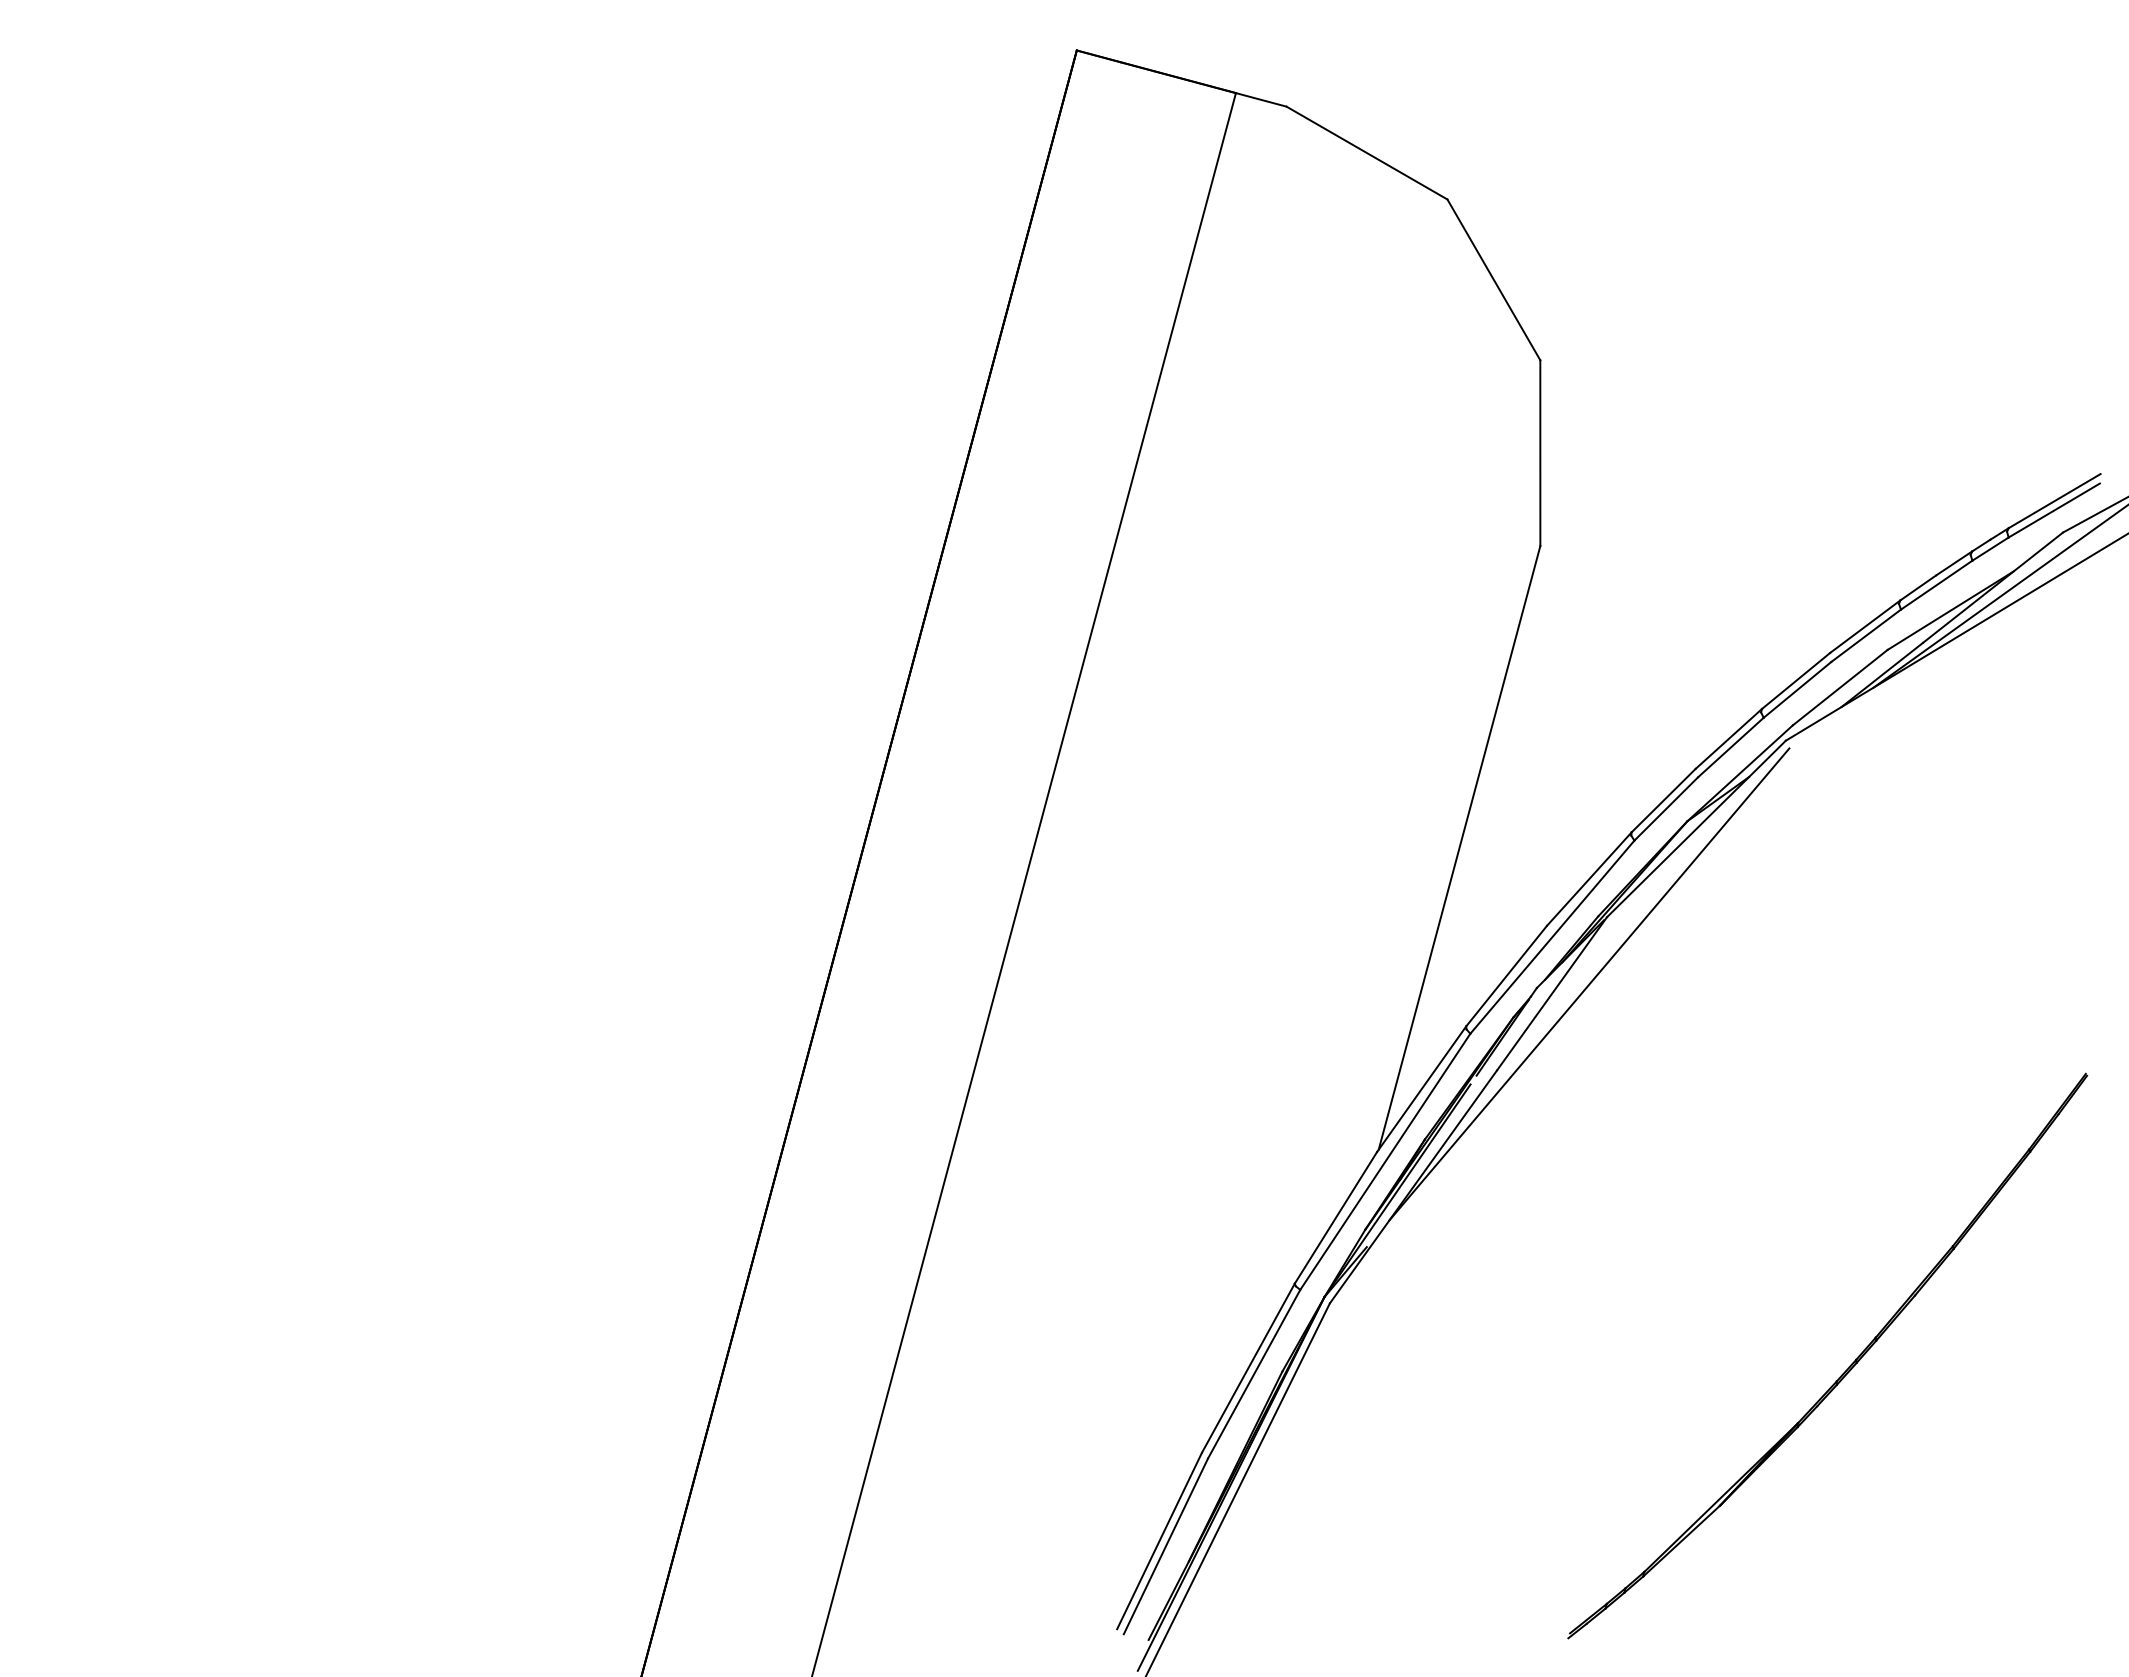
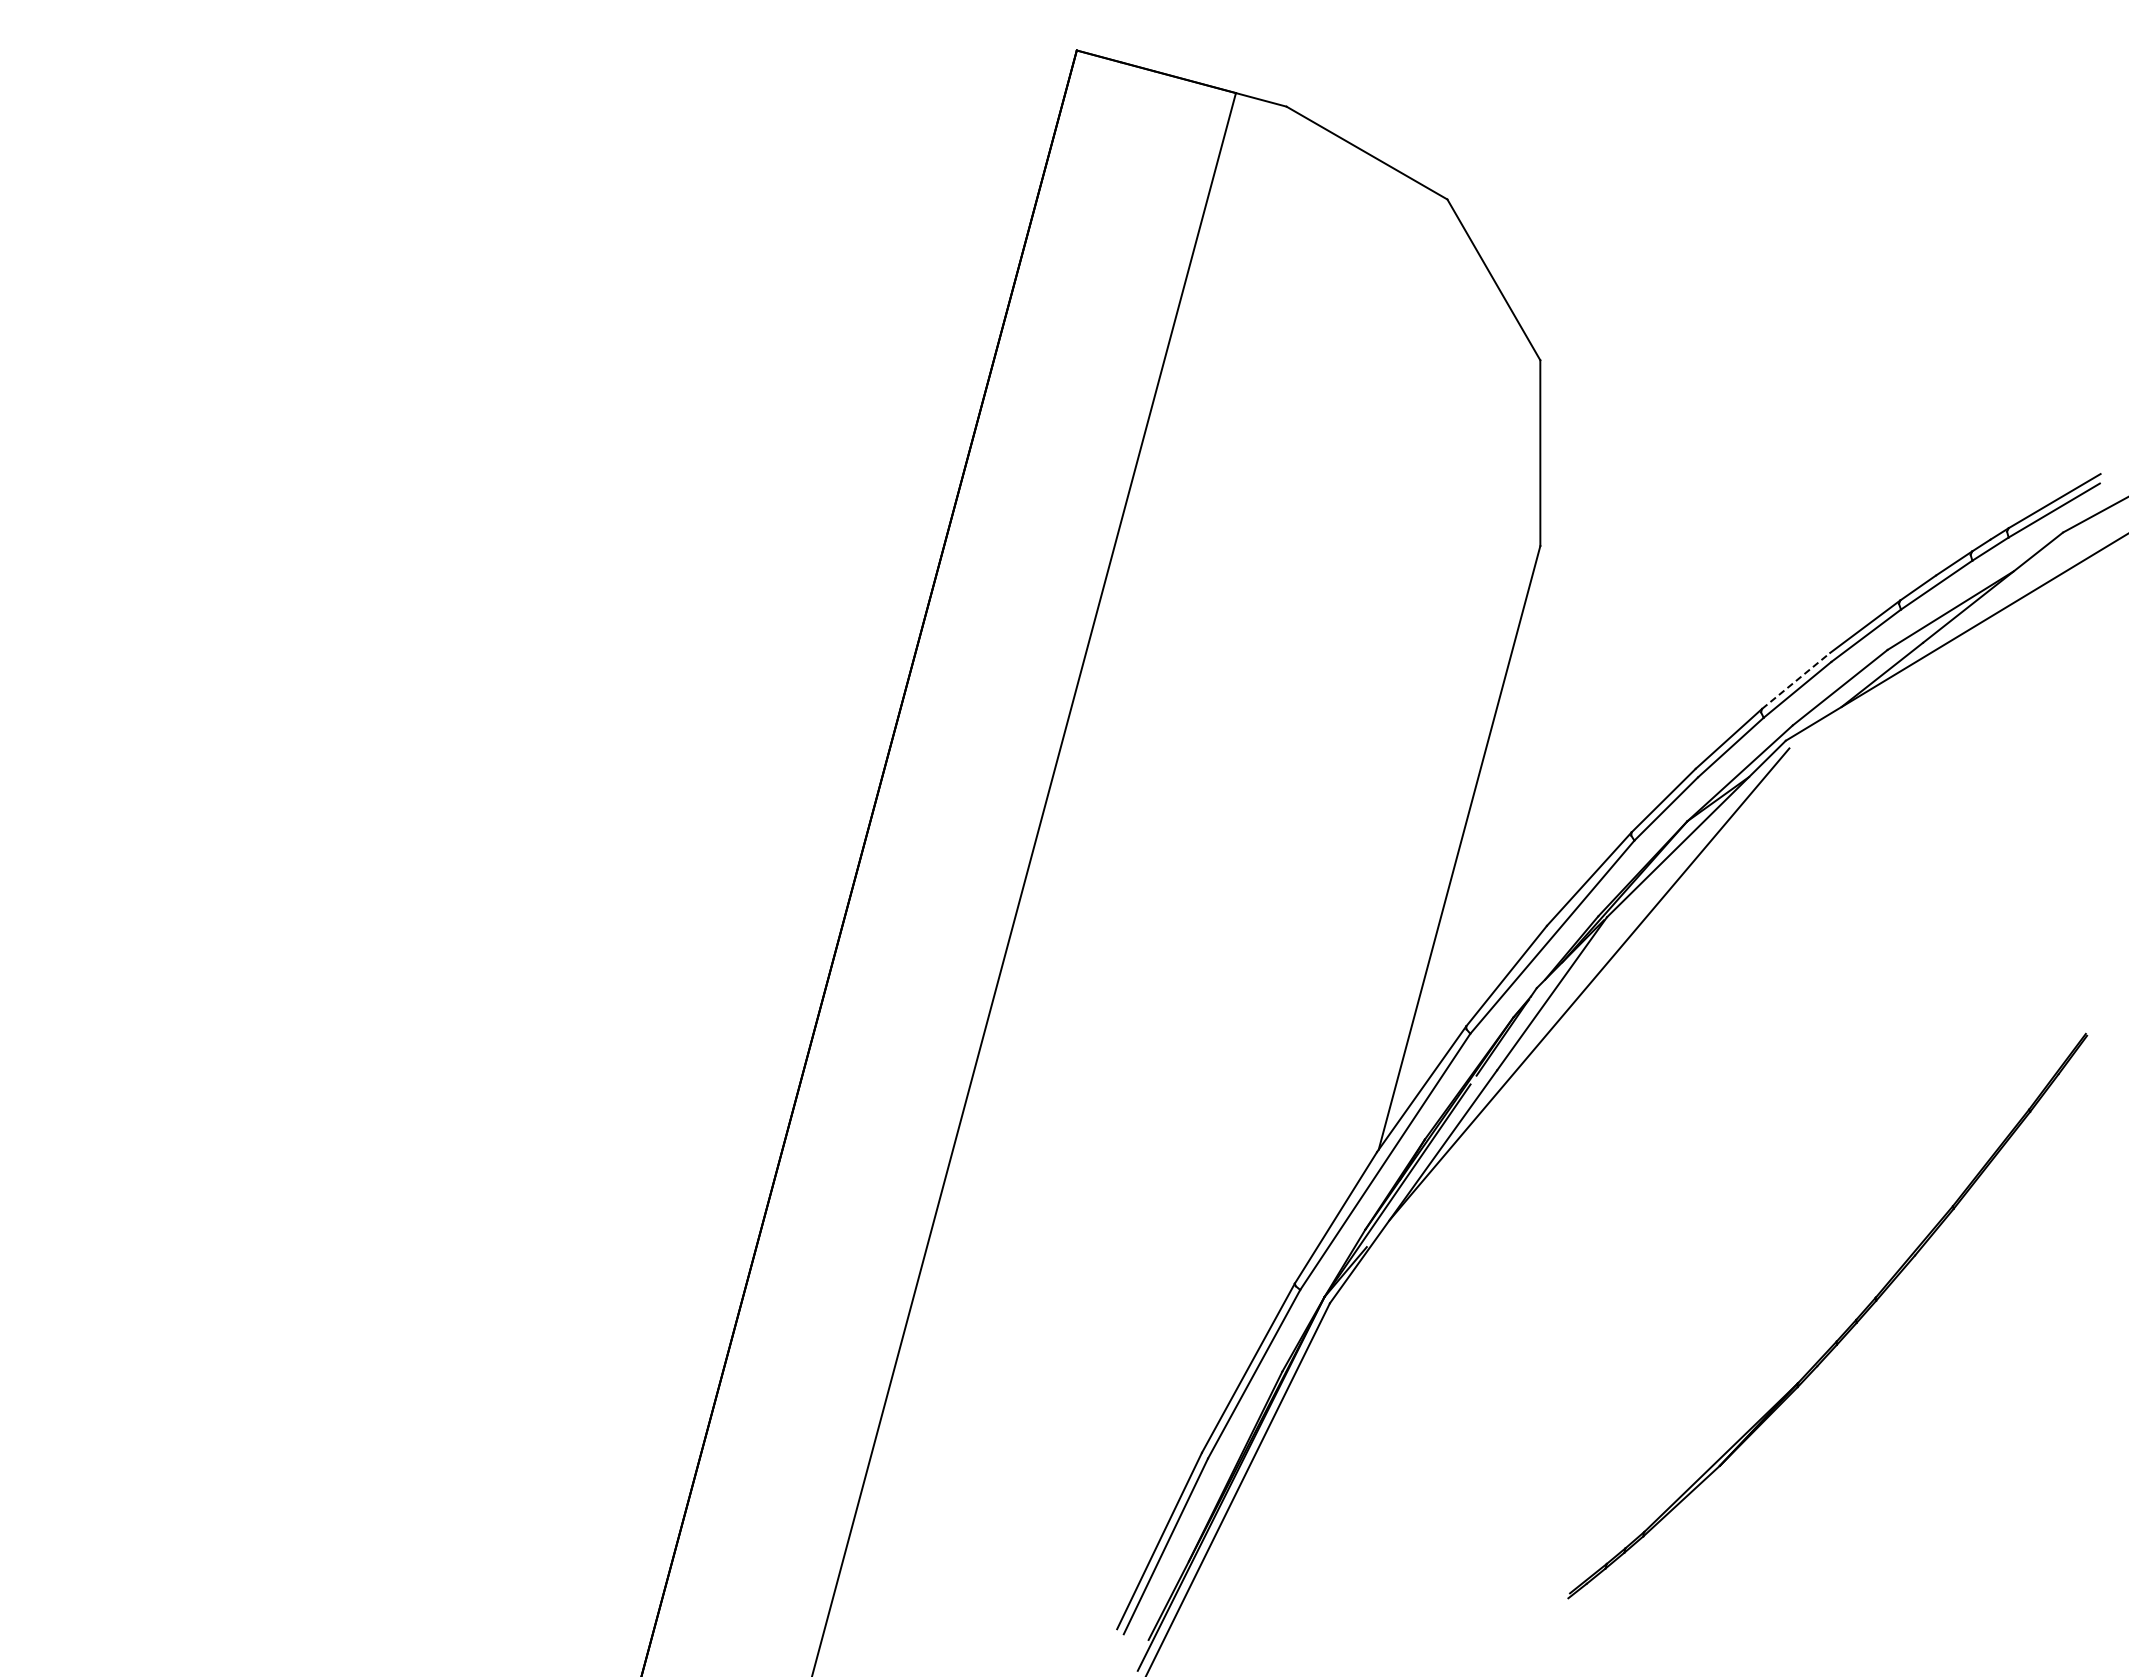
line: present -> none (1999, 596)
line: solid -> dashed (1796, 680)
part position: (1844, 1371) -> (1844, 1331) (1844, 1331)
